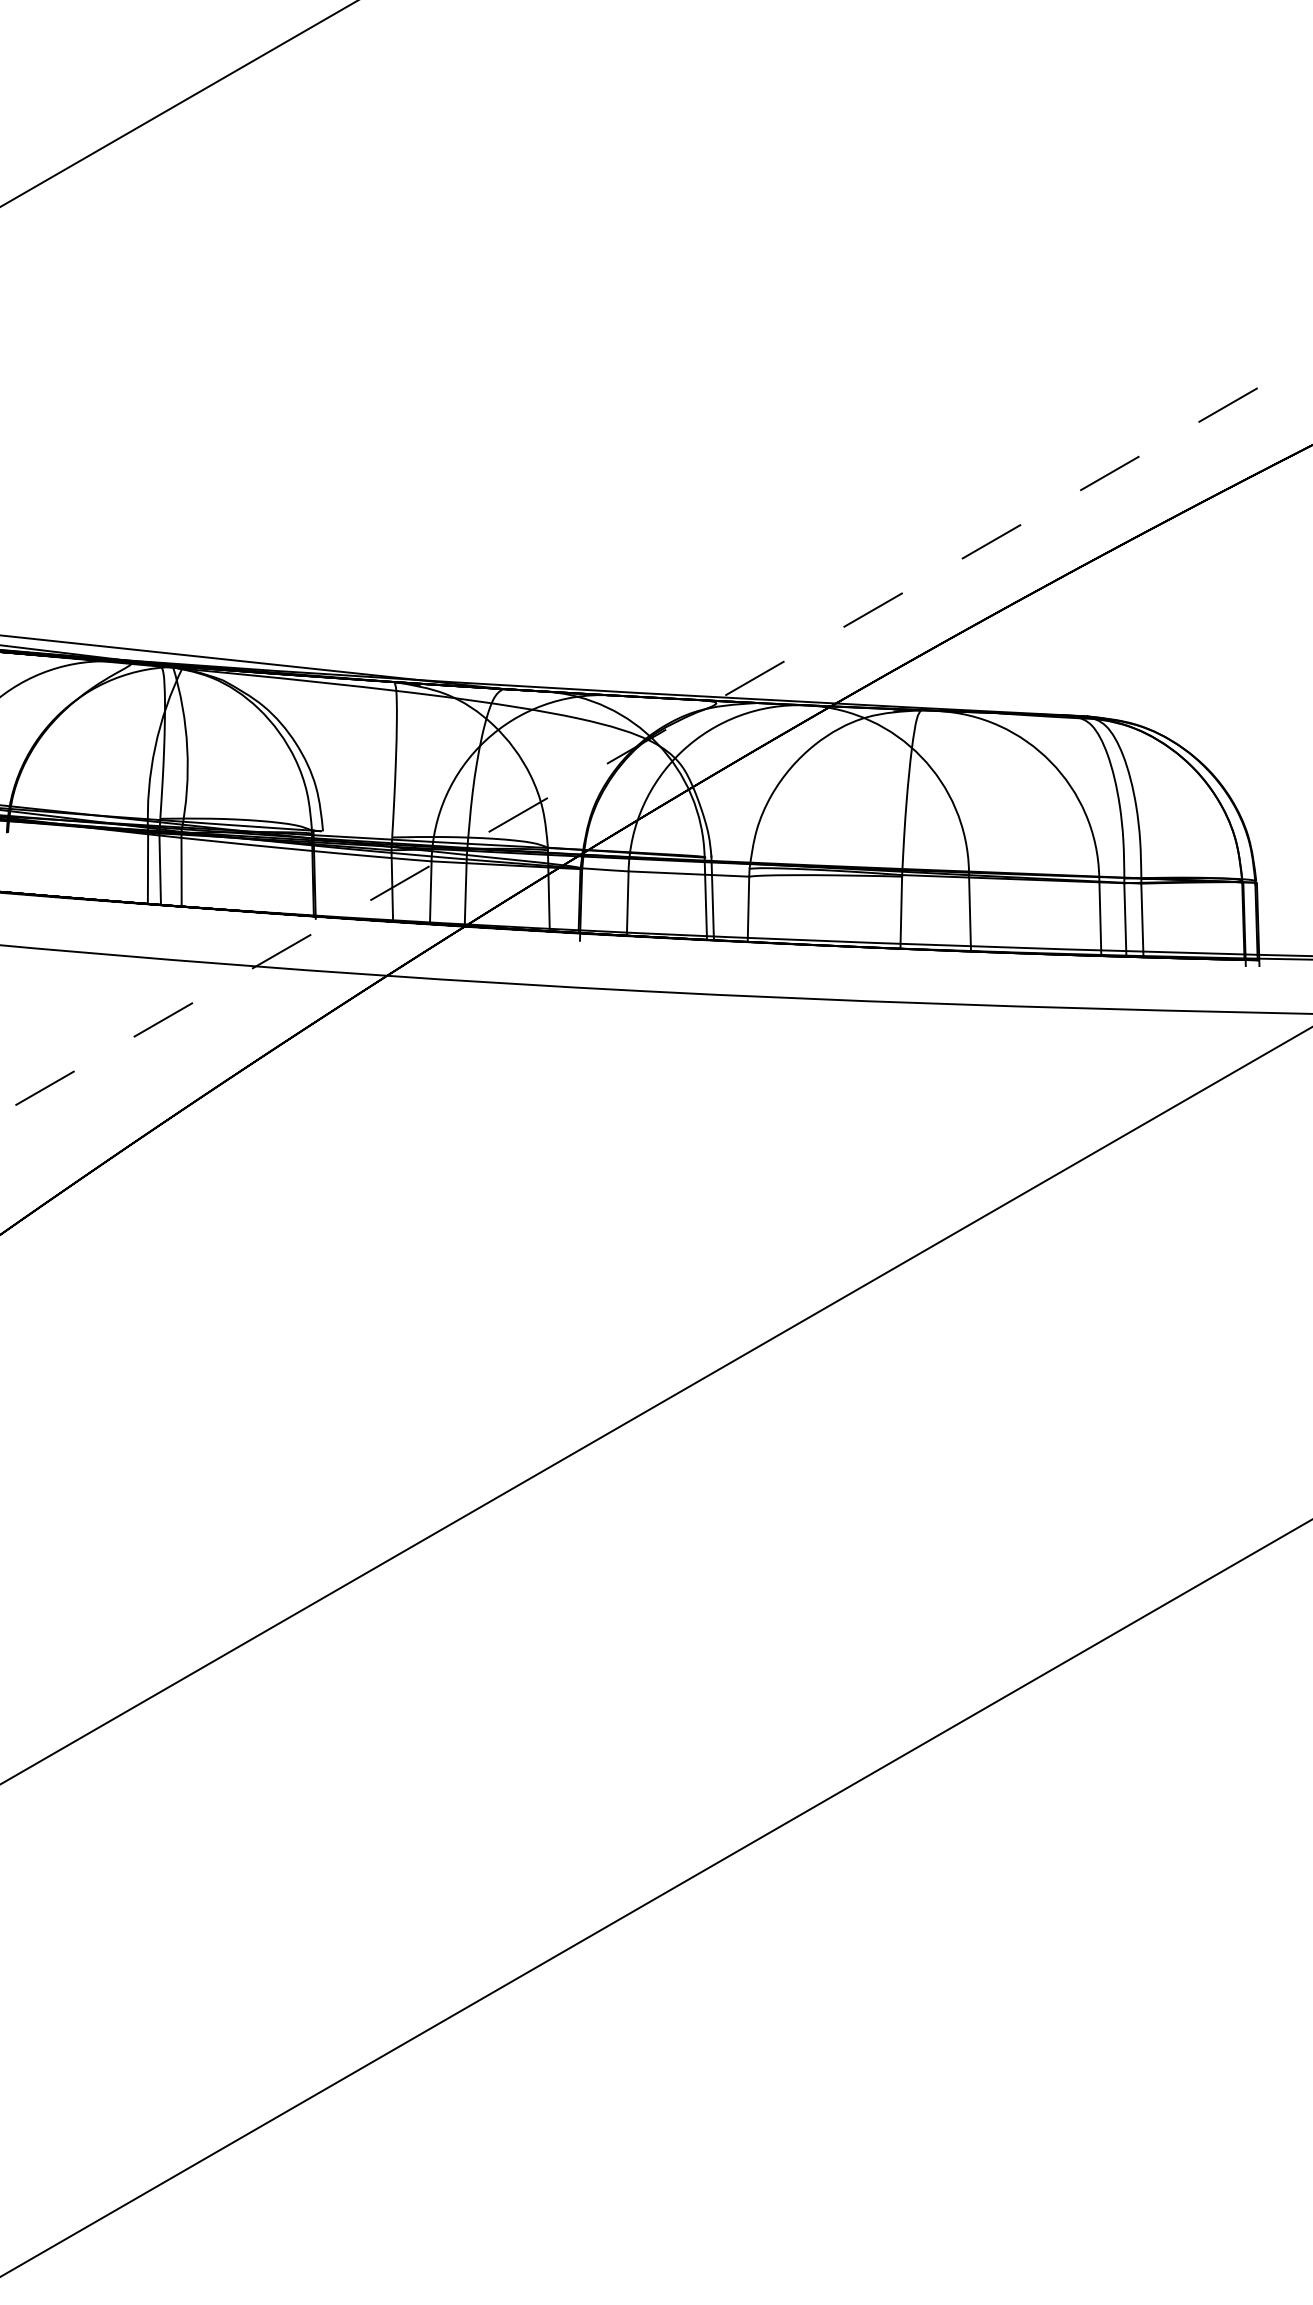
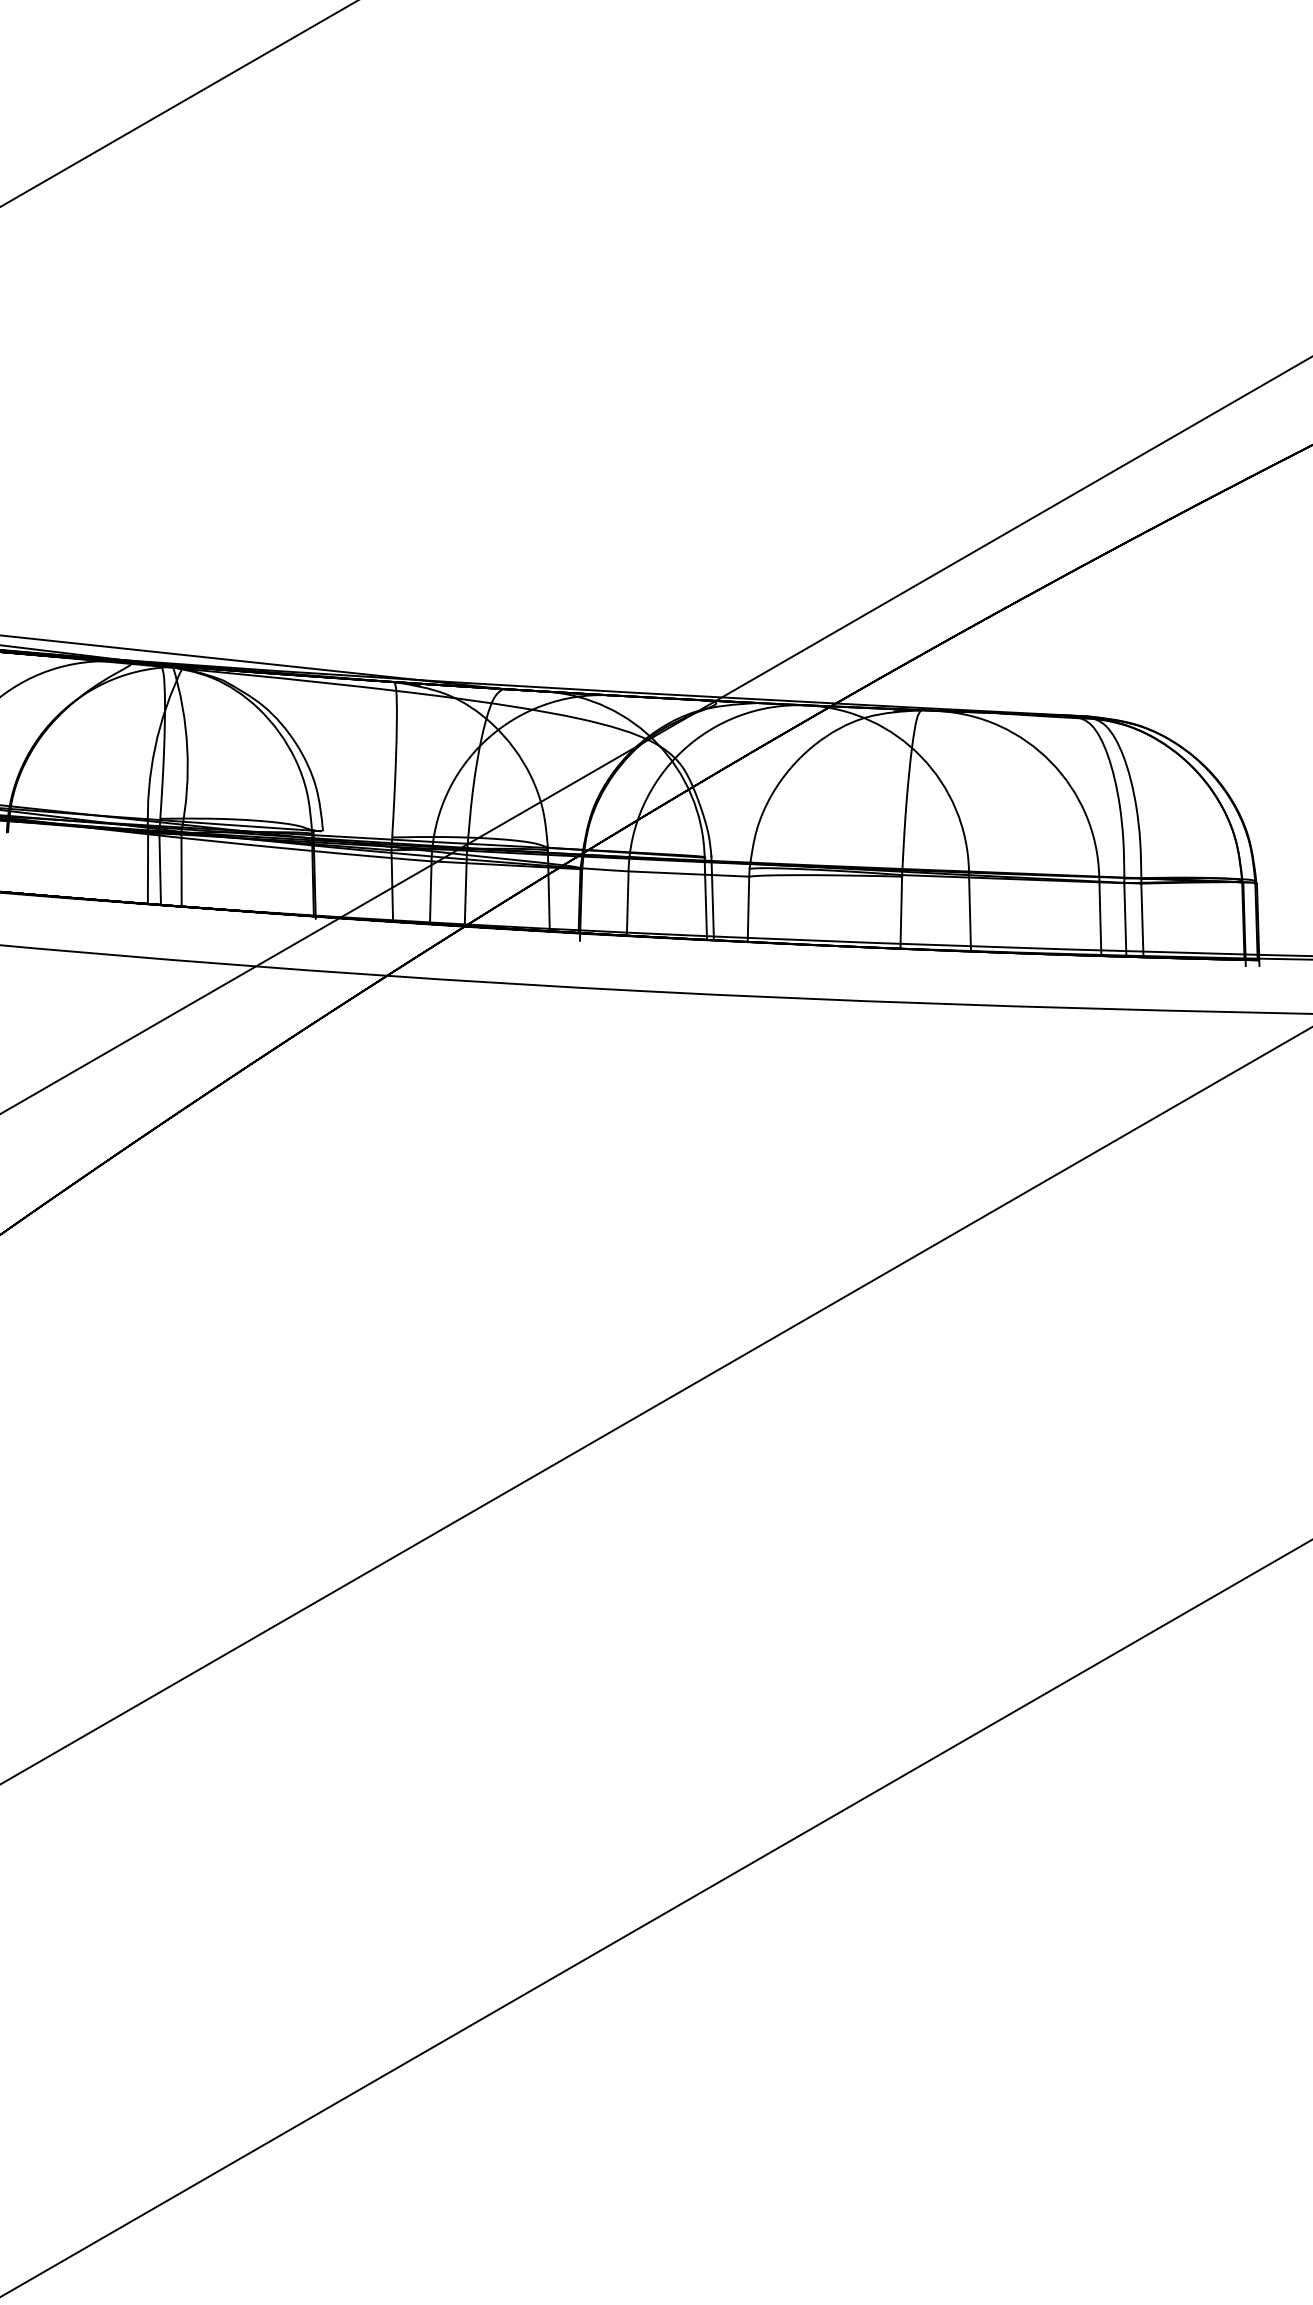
line: dashed -> solid (657, 734)
line position: (655, 1898) -> (655, 1918) (655, 1918)
